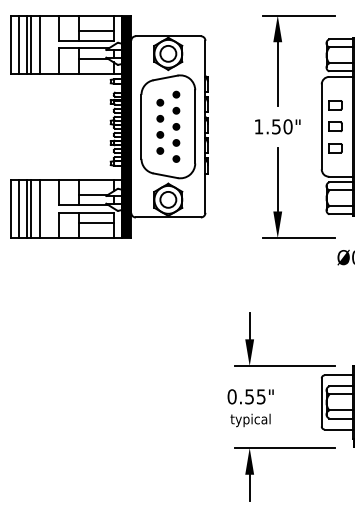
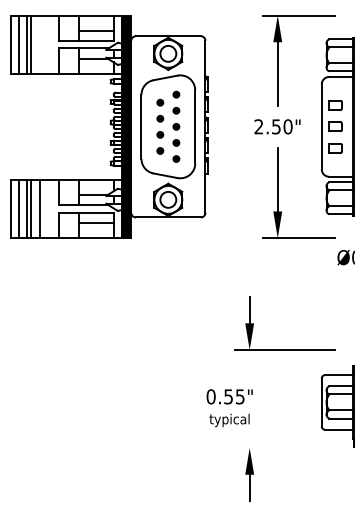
line: present -> none (40, 44)
text: 1.50" -> 2.50" (258, 126)
part position: (284, 365) -> (284, 349) (284, 349)
text position: (250, 408) -> (229, 408) (229, 408)
line: present -> none (284, 448)
